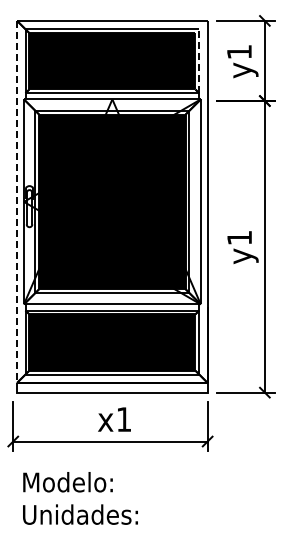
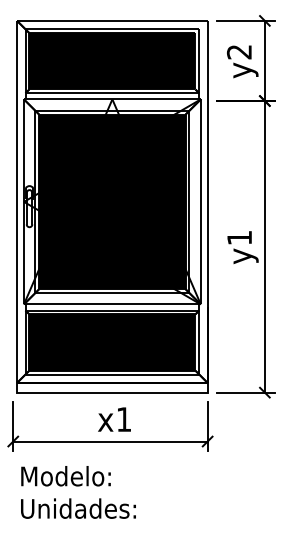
text: y1 -> y2 (239, 52)
line: dashed -> solid (199, 60)
line: dashed -> solid (17, 202)
text position: (80, 498) -> (78, 492) (78, 492)
